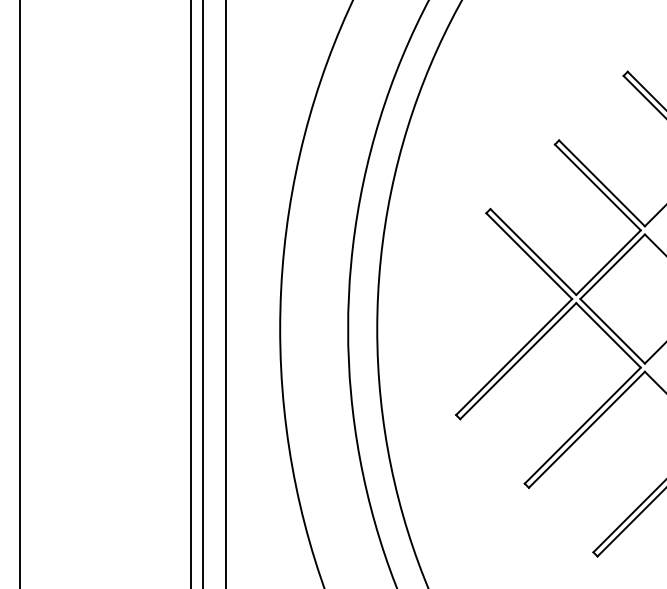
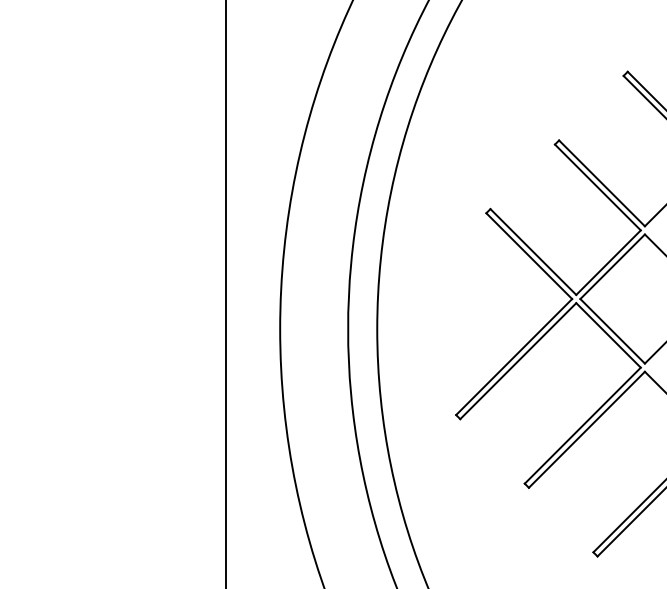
line: present -> none (20, 293)
line: present -> none (190, 293)
line: present -> none (202, 293)
